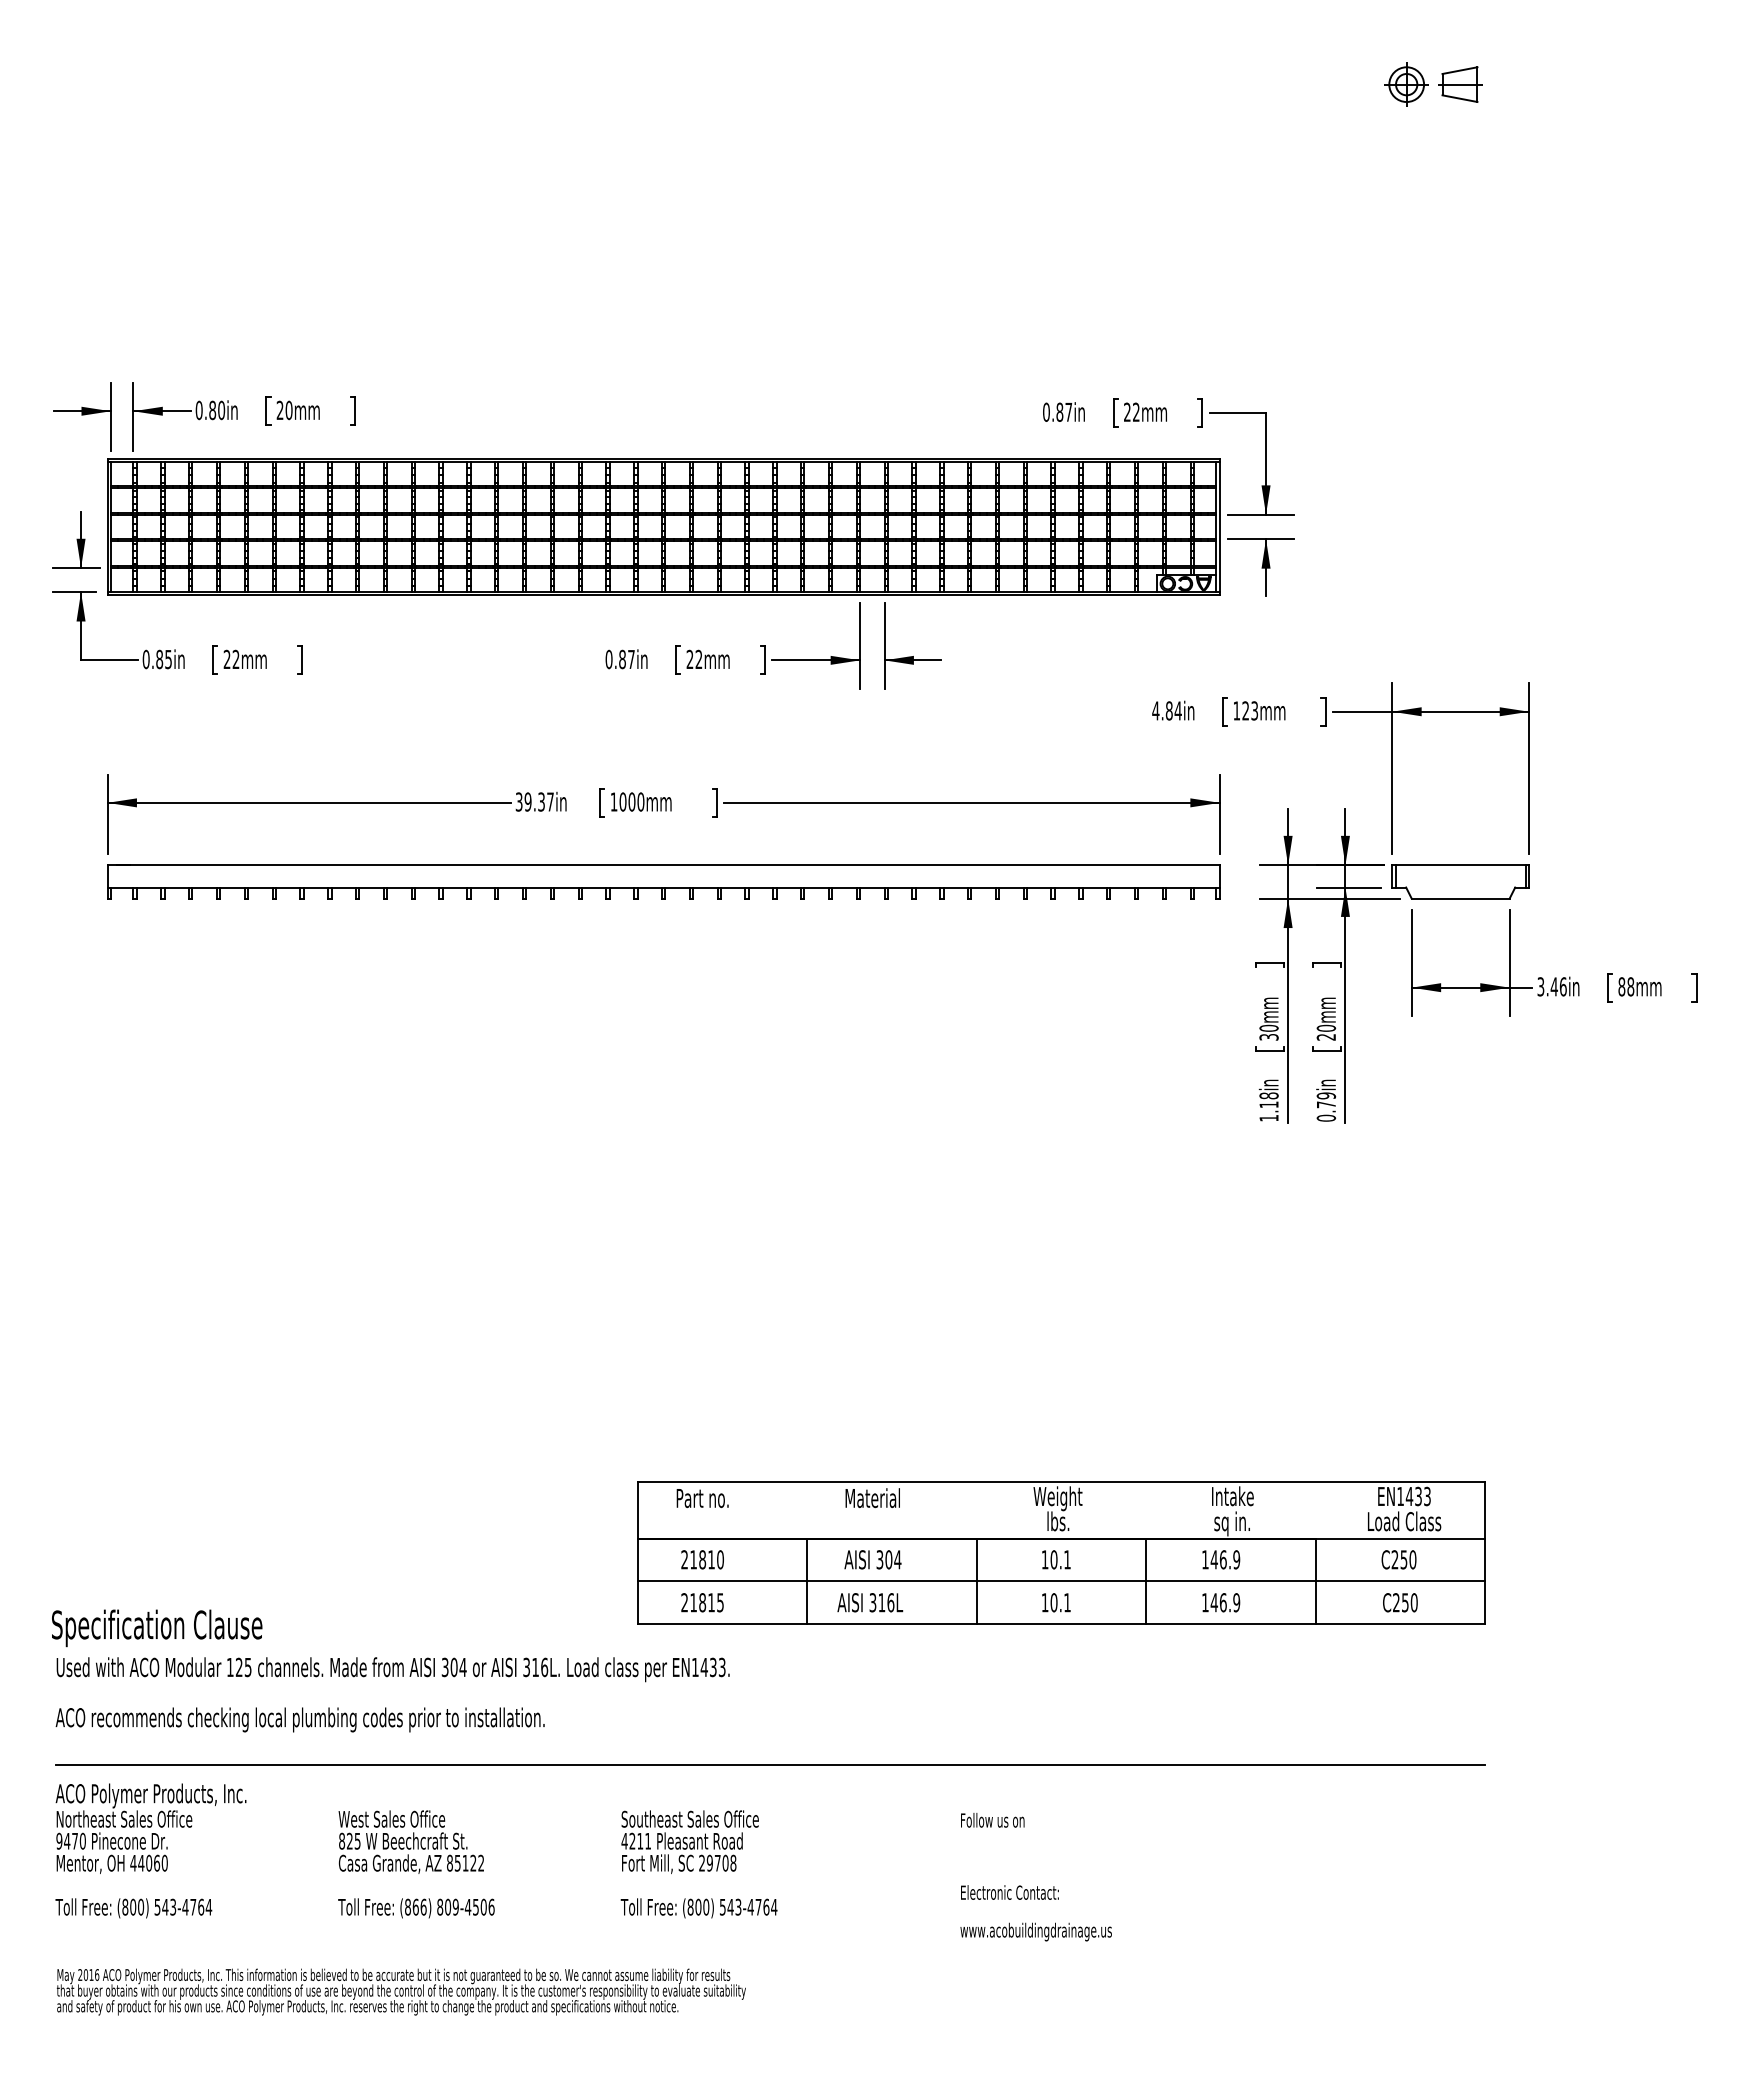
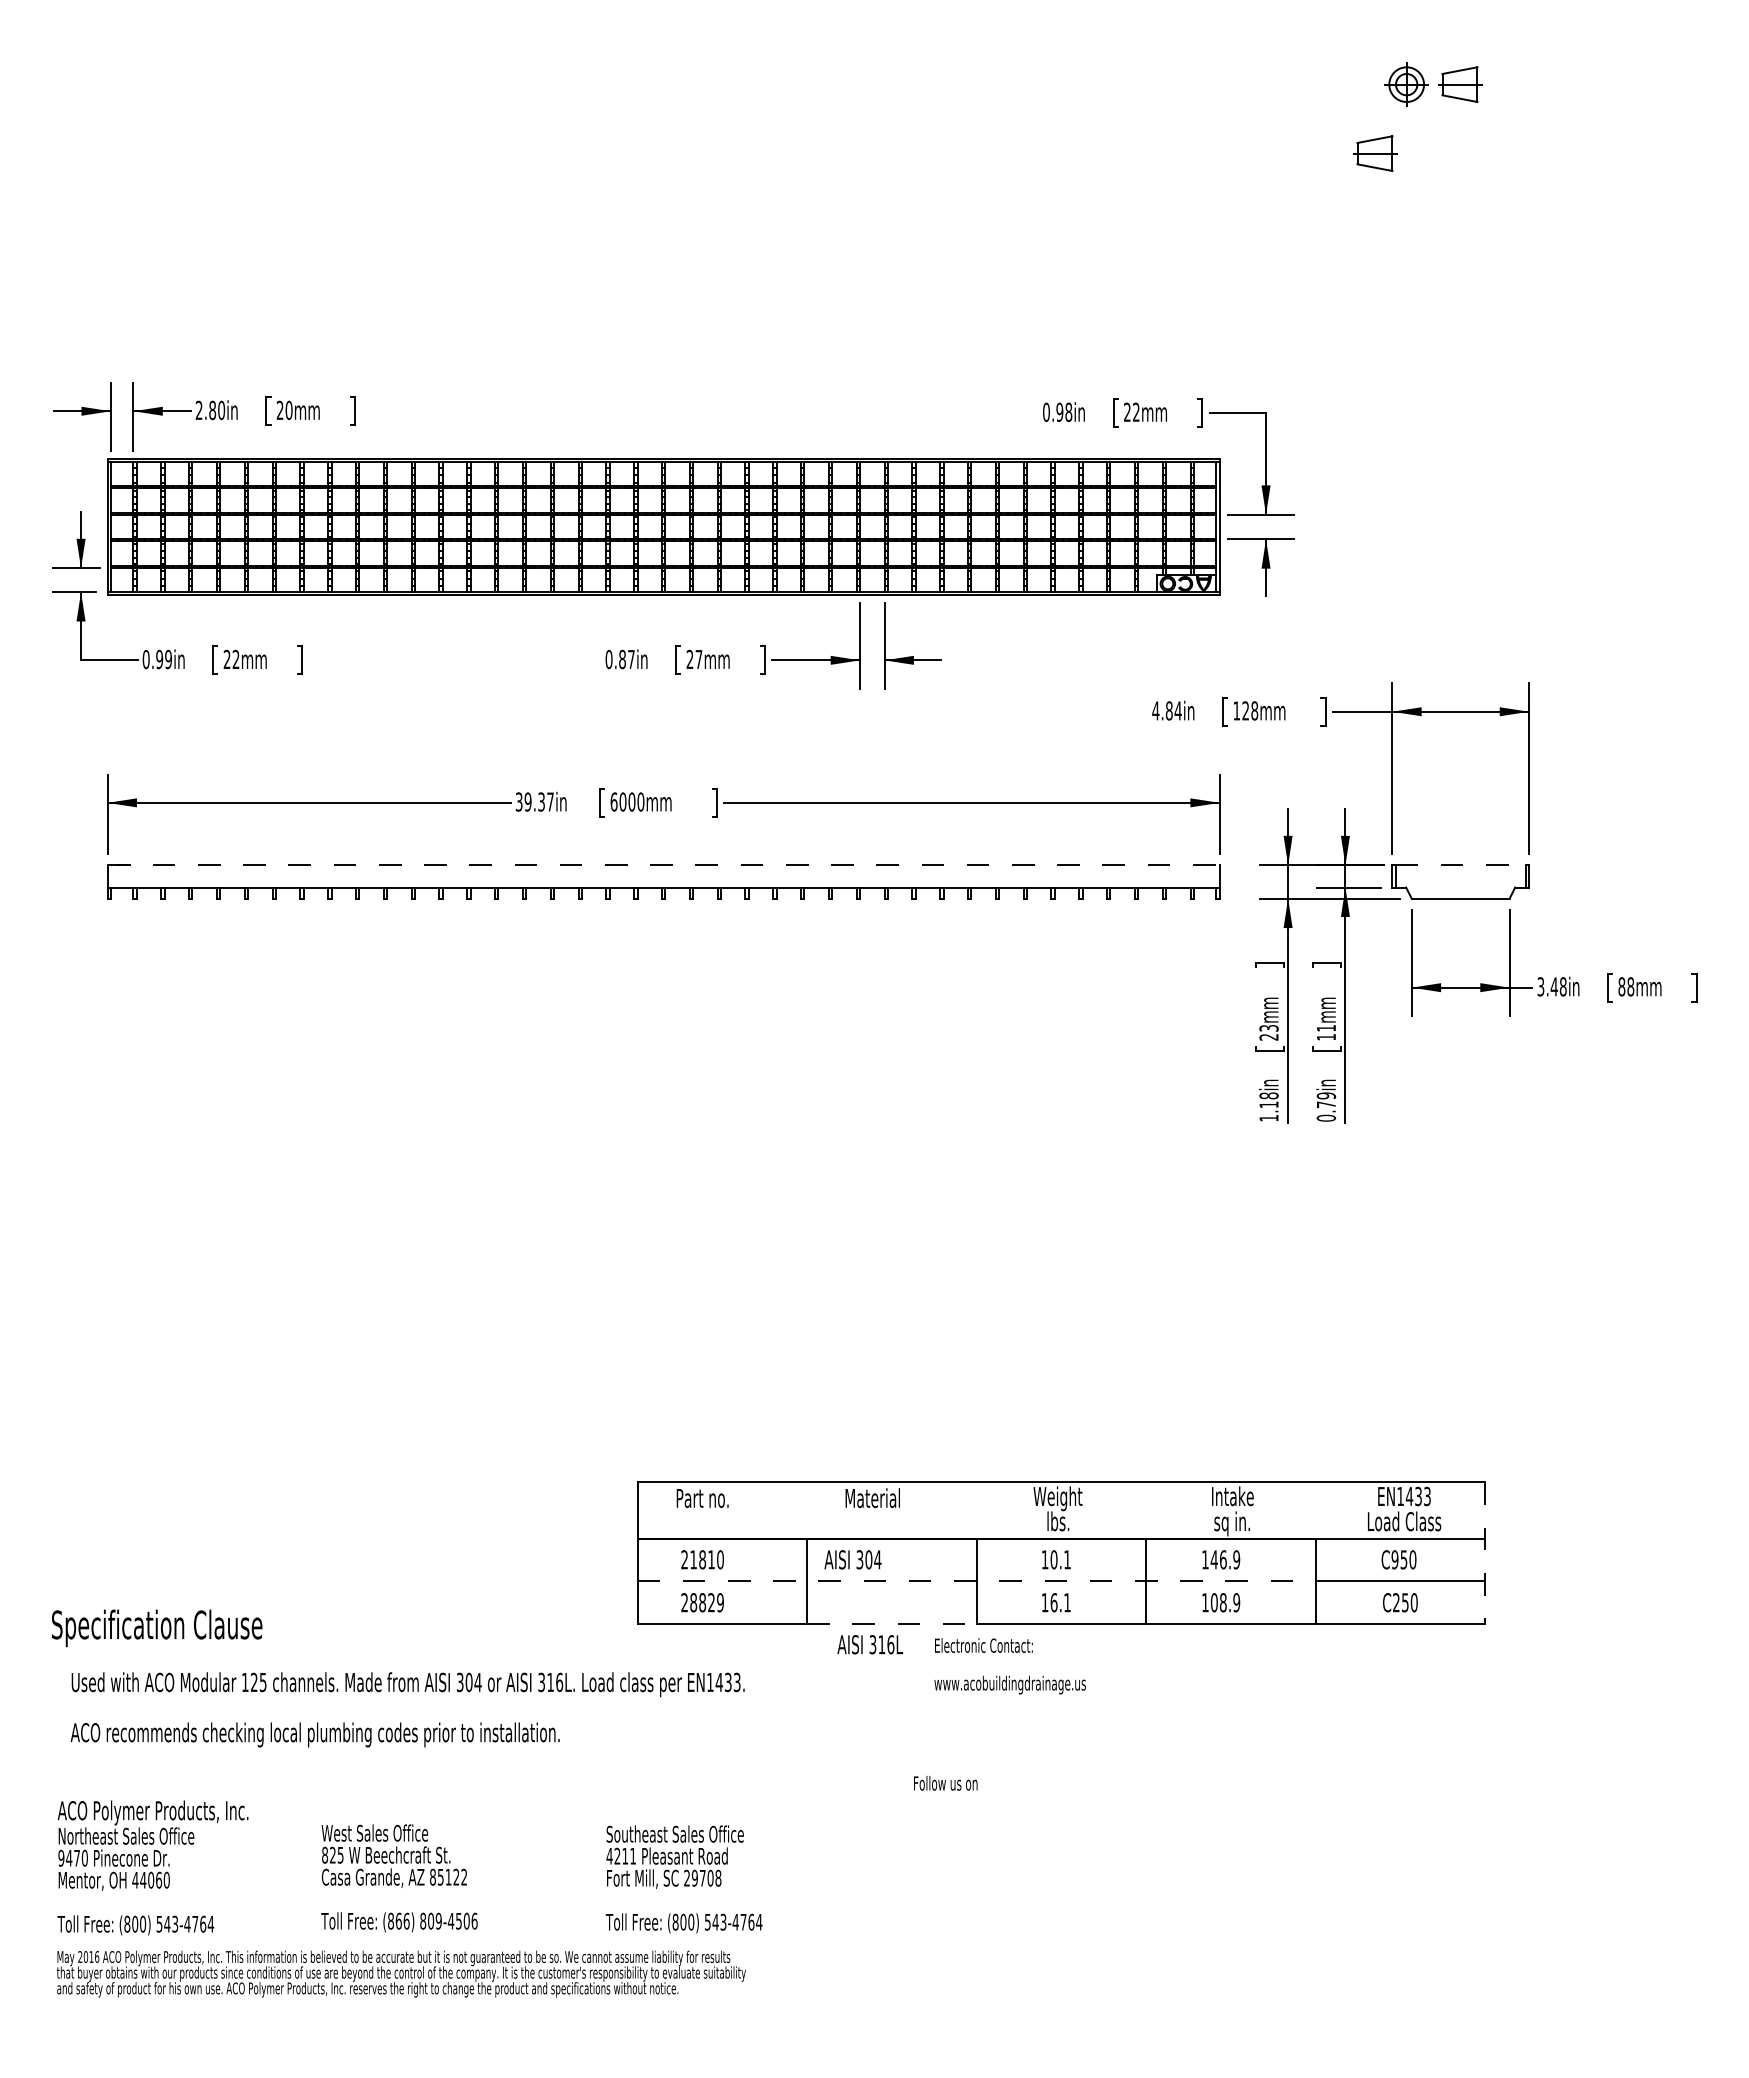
part: none -> present (1375, 153)
text: 0.80in -> 2.80in (198, 410)
text: 0.87in -> 0.98in (1064, 411)
text: 22mm -> 27mm (698, 658)
text: 0.85in -> 0.99in (164, 659)
text: 123mm -> 128mm (1254, 710)
text: 1000mm -> 6000mm (613, 801)
line: solid -> dashed (664, 865)
line: solid -> dashed (1461, 865)
text: 3.46in -> 3.48in (1562, 986)
text: 30mm -> 23mm (1268, 1032)
text: 20mm -> 11mm (1326, 1032)
line: solid -> dashed (1485, 1553)
text position: (872, 1559) -> (852, 1559) (852, 1559)
text: C250 -> C950 (1394, 1559)
line: solid -> dashed (977, 1581)
text: 21815 -> 28829 (706, 1602)
text position: (870, 1602) -> (870, 1644) (870, 1644)
text: 10.1 -> 16.1 (1053, 1602)
text: 146.9 -> 108.9 (1218, 1602)
line: solid -> dashed (891, 1623)
text position: (392, 1694) -> (407, 1709) (407, 1709)
line: present -> none (770, 1765)
text position: (992, 1820) -> (945, 1783) (945, 1783)
text position: (150, 1850) -> (152, 1867) (152, 1867)
text position: (416, 1864) -> (399, 1878) (399, 1878)
text position: (698, 1864) -> (683, 1879) (683, 1879)
text position: (1035, 1913) -> (1009, 1666) (1009, 1666)
text position: (400, 1991) -> (400, 1973) (400, 1973)
